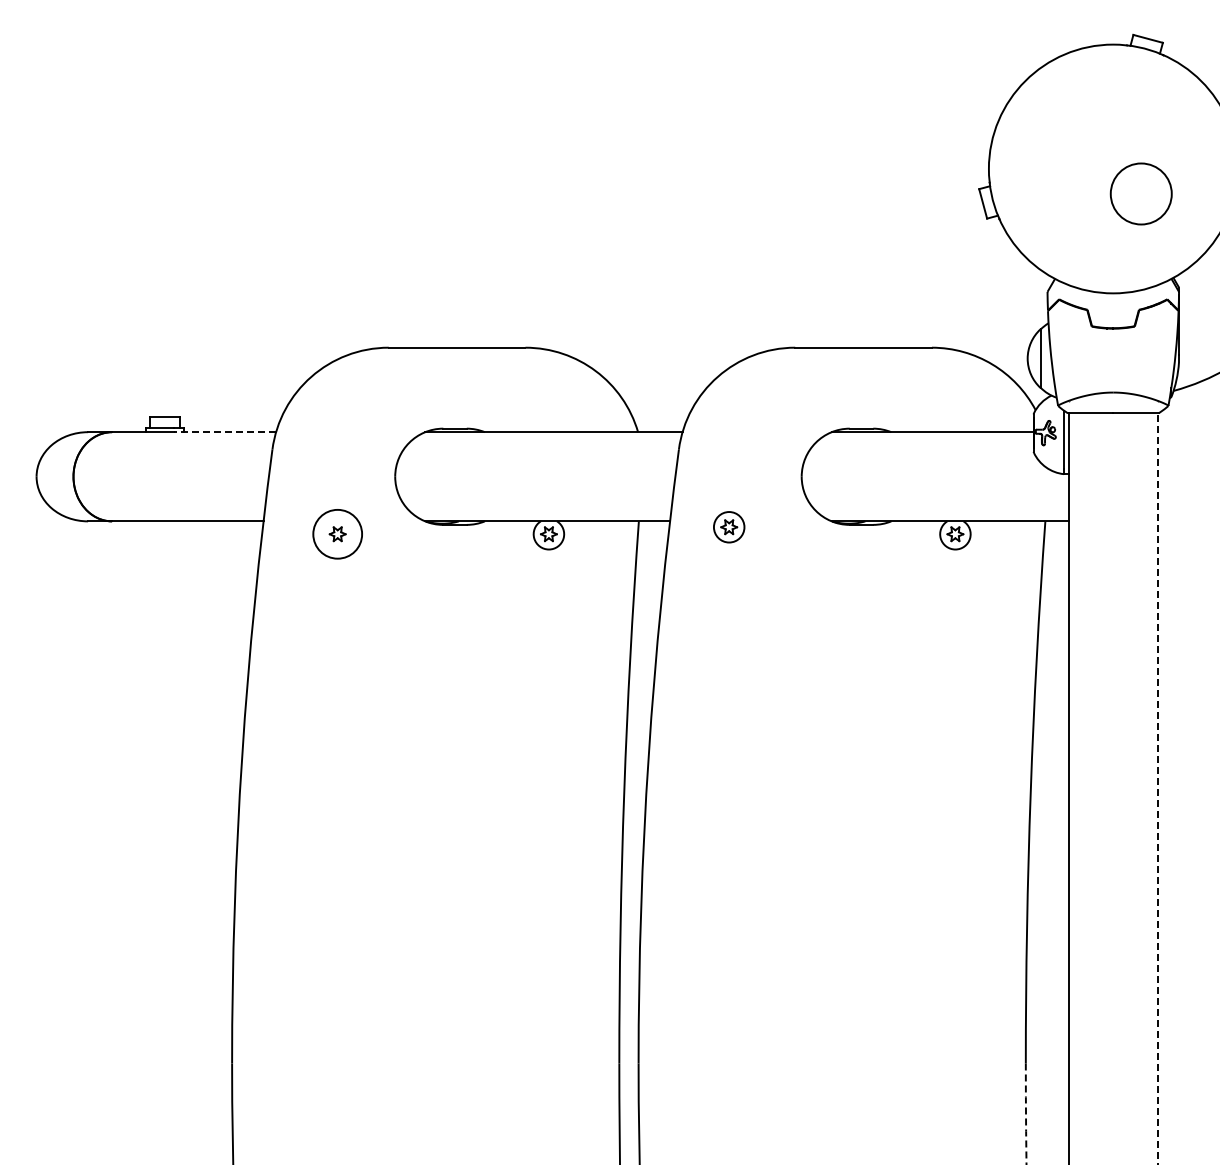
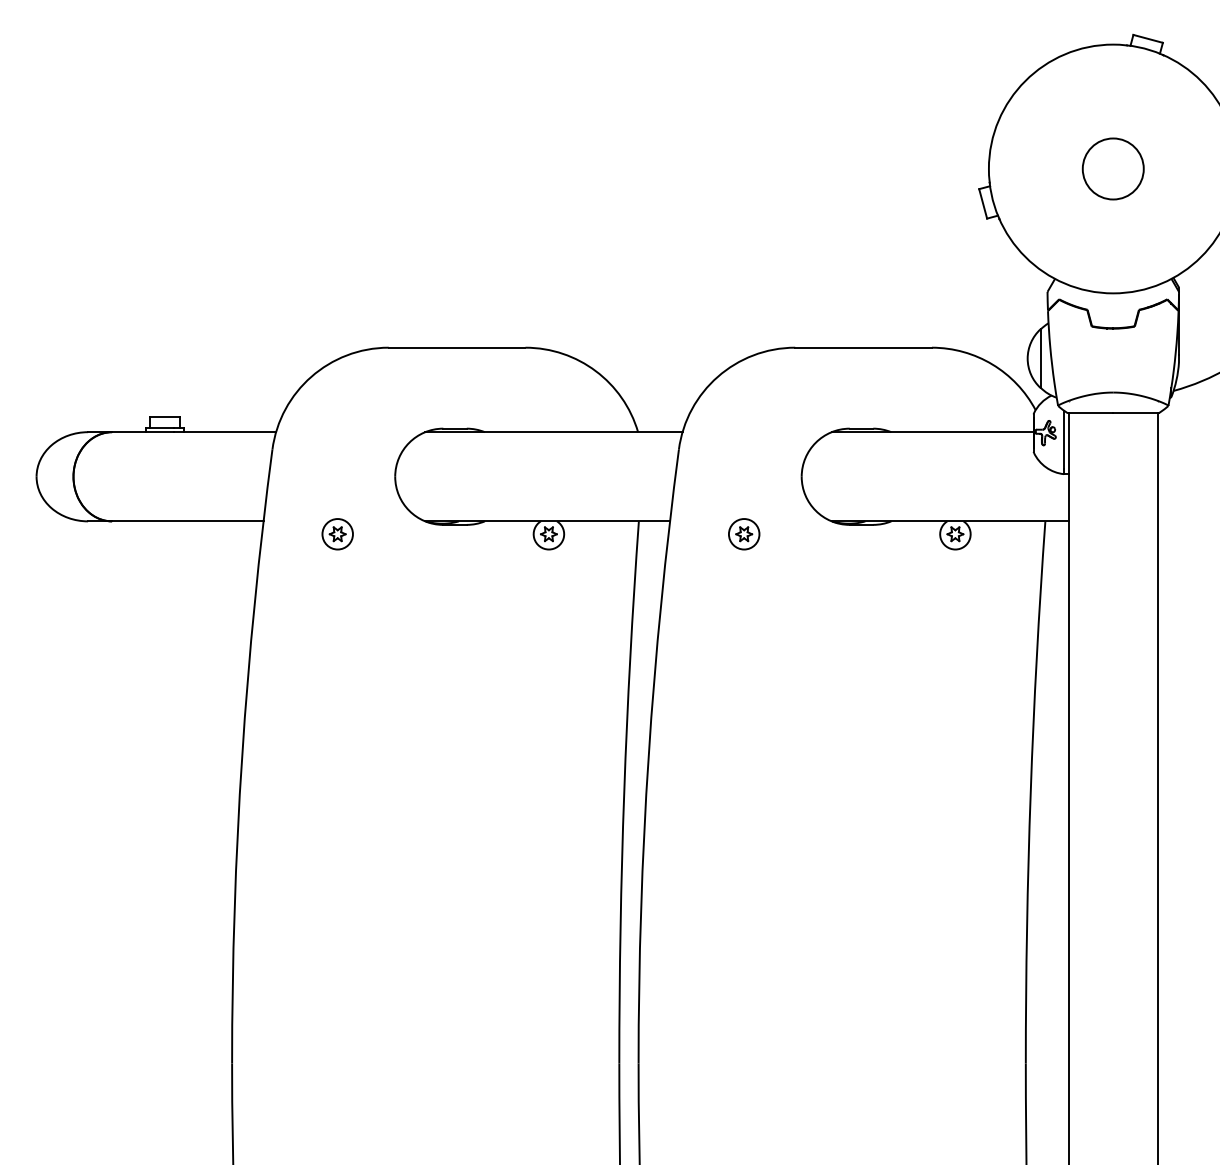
circle position: (1140, 193) -> (1112, 168) (1112, 168)
line: dashed -> solid (225, 432)
part position: (729, 527) -> (744, 534) (744, 534)
circle diameter: 49 px -> 31 px (337, 534)
line: dashed -> solid (1157, 788)
arc: dashed -> solid (1026, 1114)
